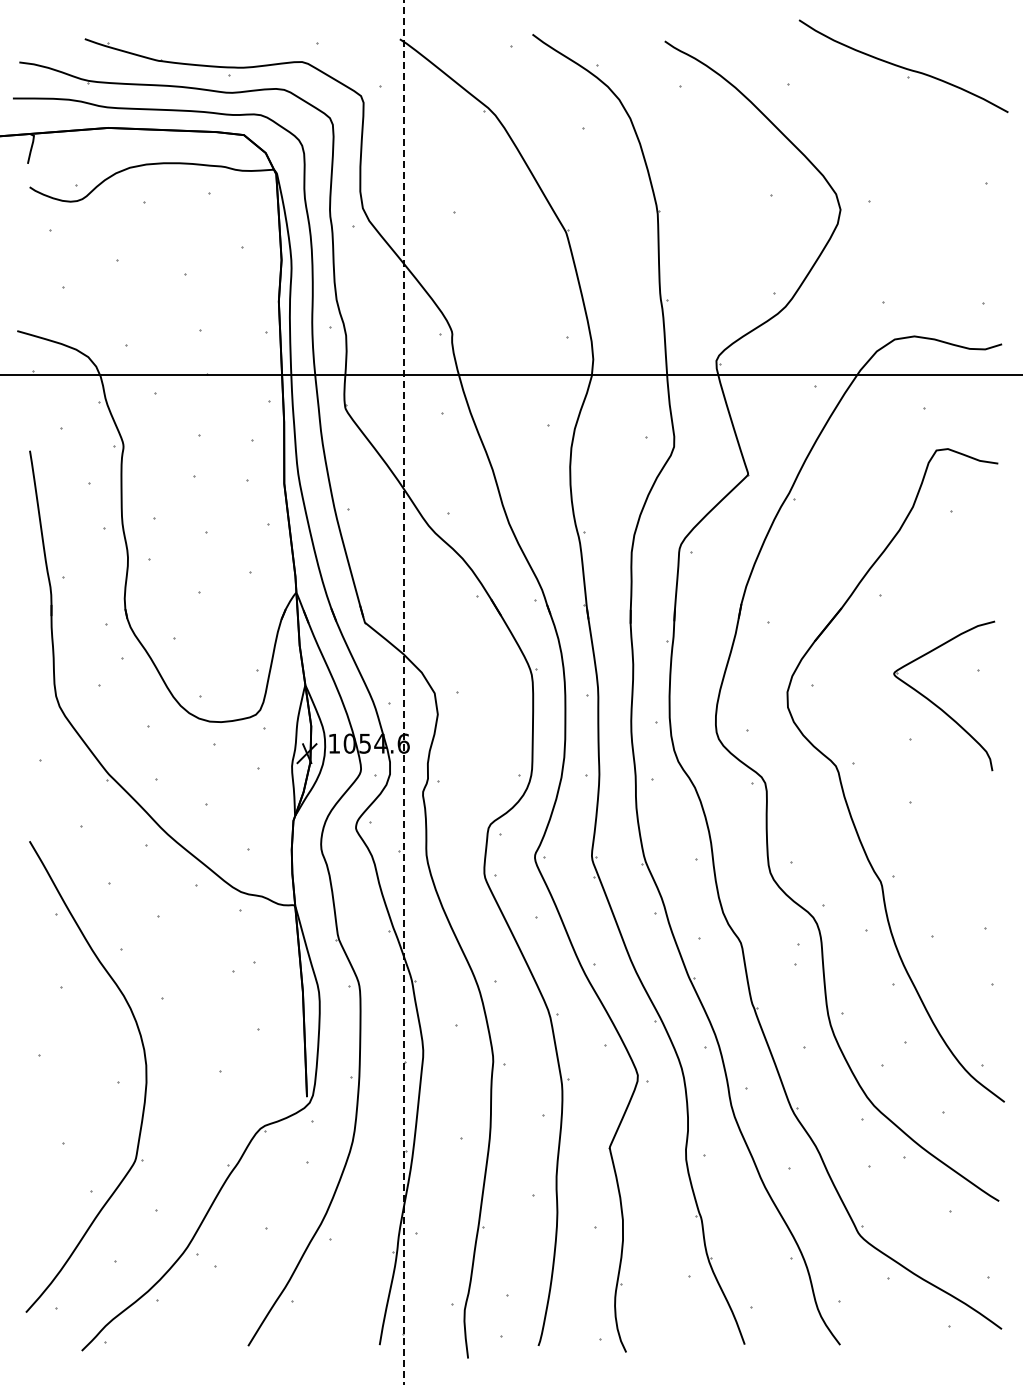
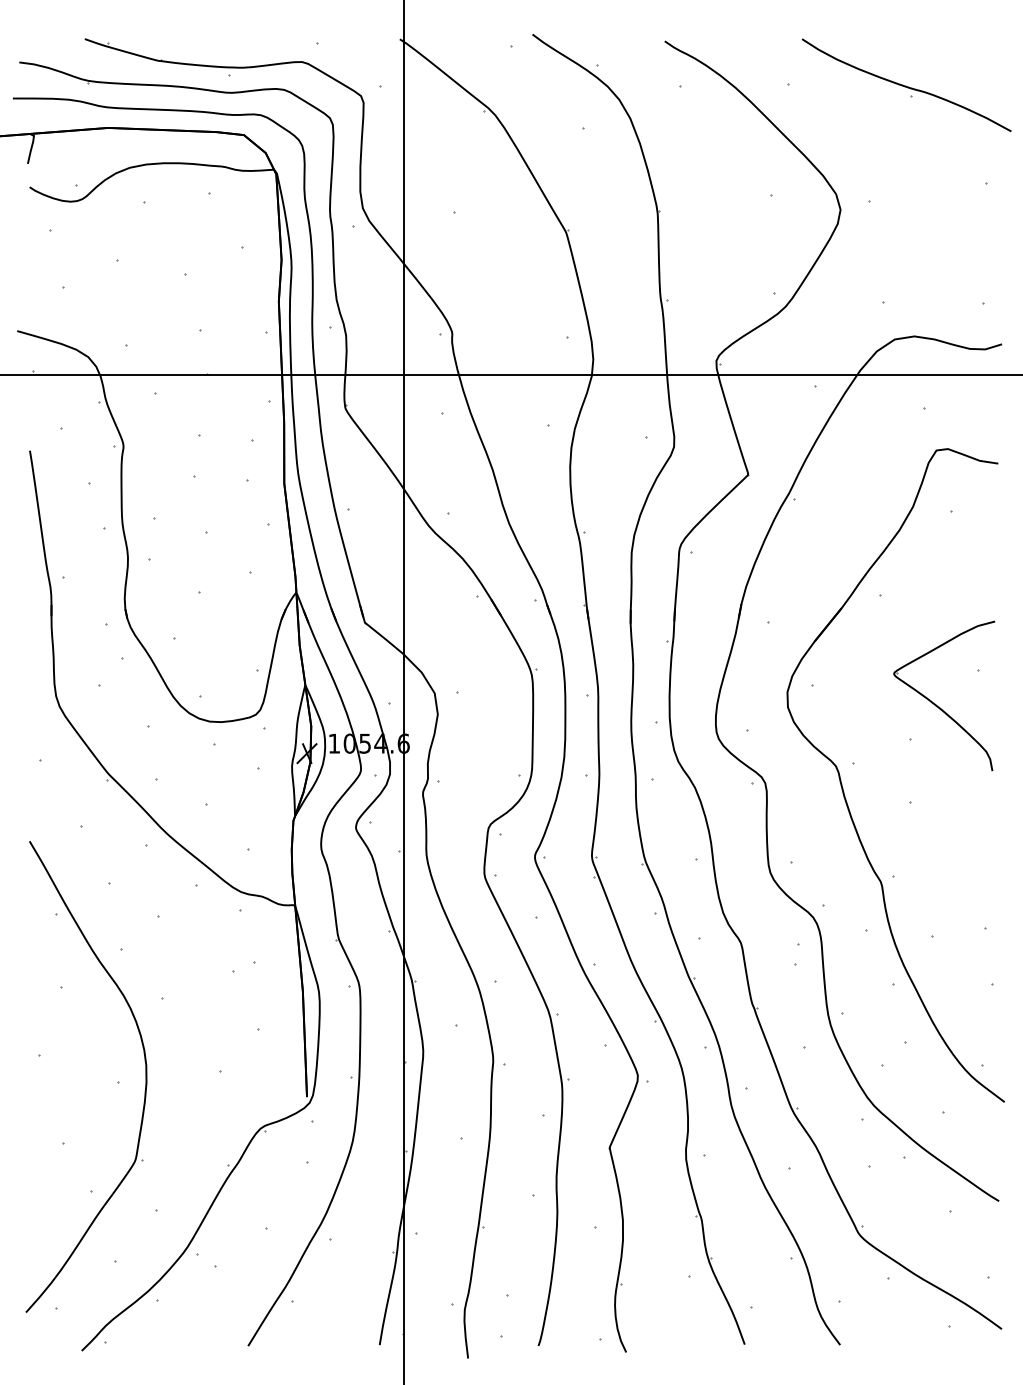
part position: (903, 66) -> (906, 85) (906, 85)
line: dashed -> solid (403, 692)
